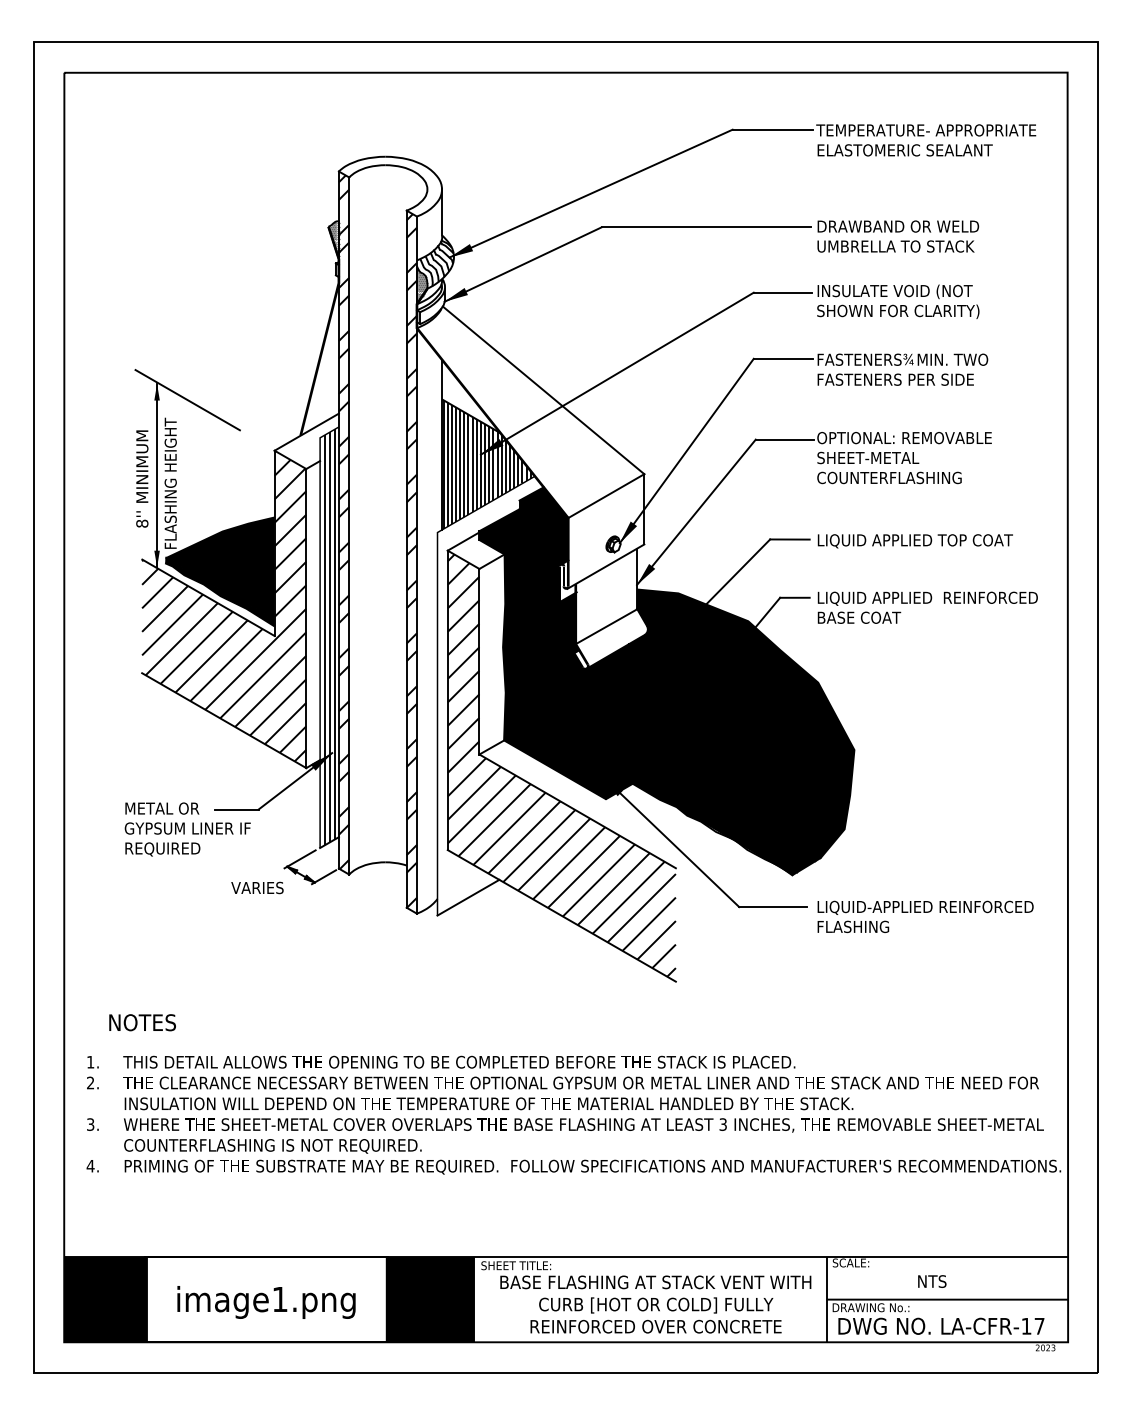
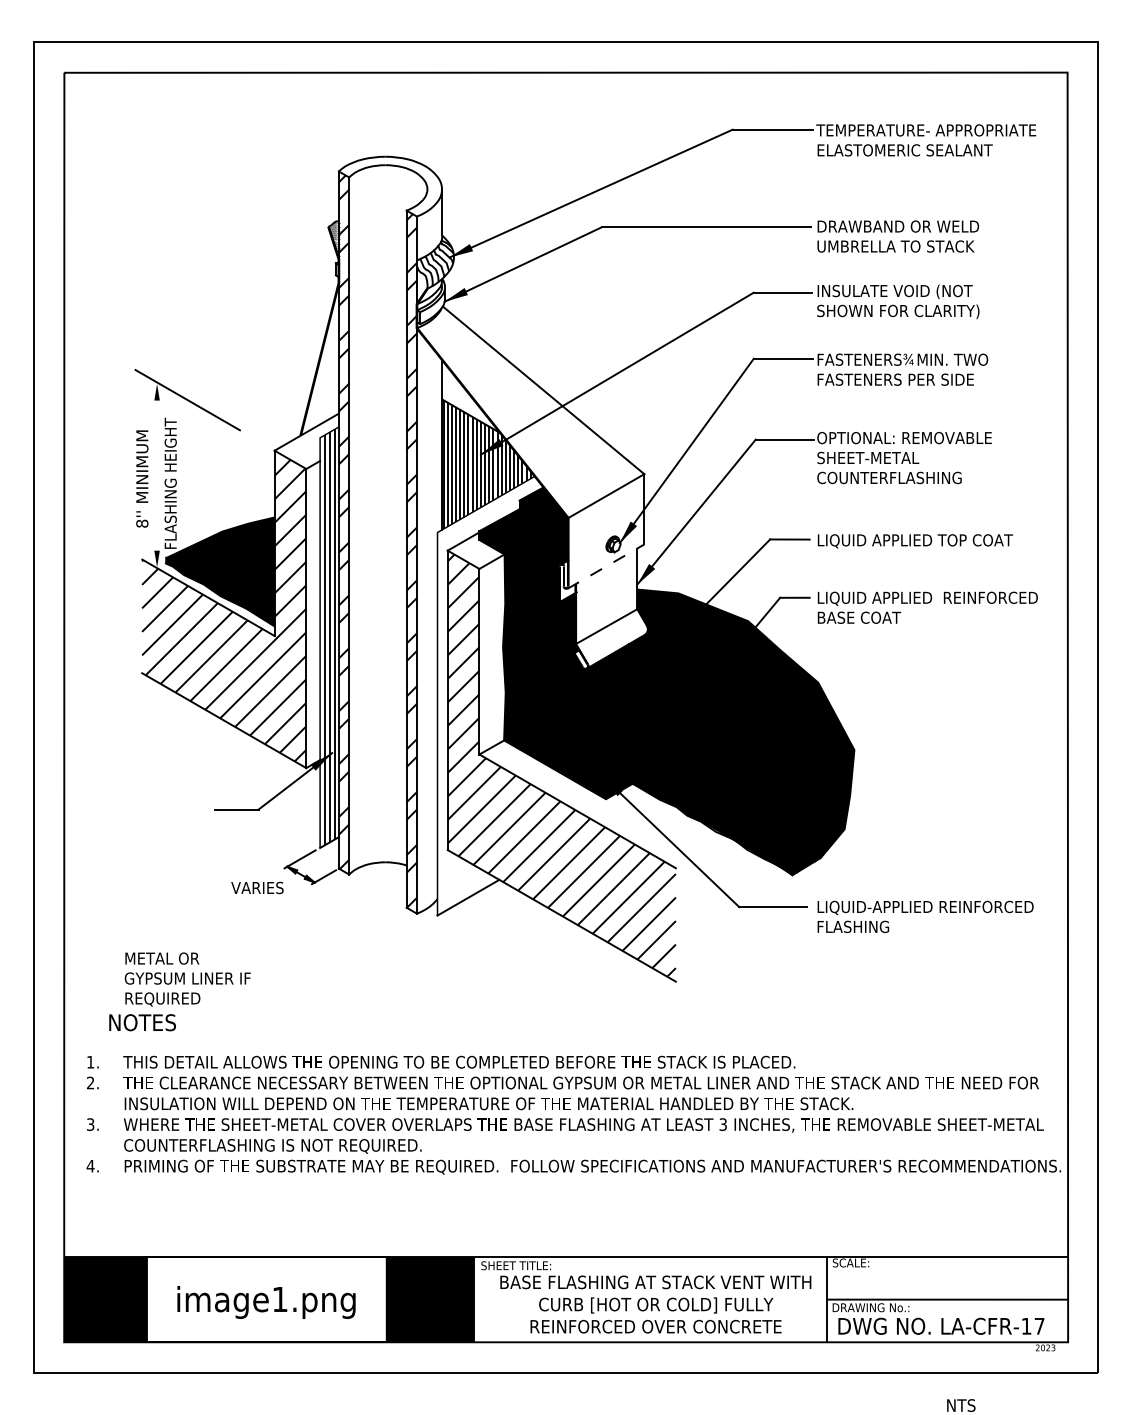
hatch: present -> none (421, 284)
line: present -> none (157, 475)
line: solid -> dashed (606, 566)
text position: (187, 829) -> (187, 979) (187, 979)
text position: (932, 1281) -> (961, 1405) (961, 1405)
